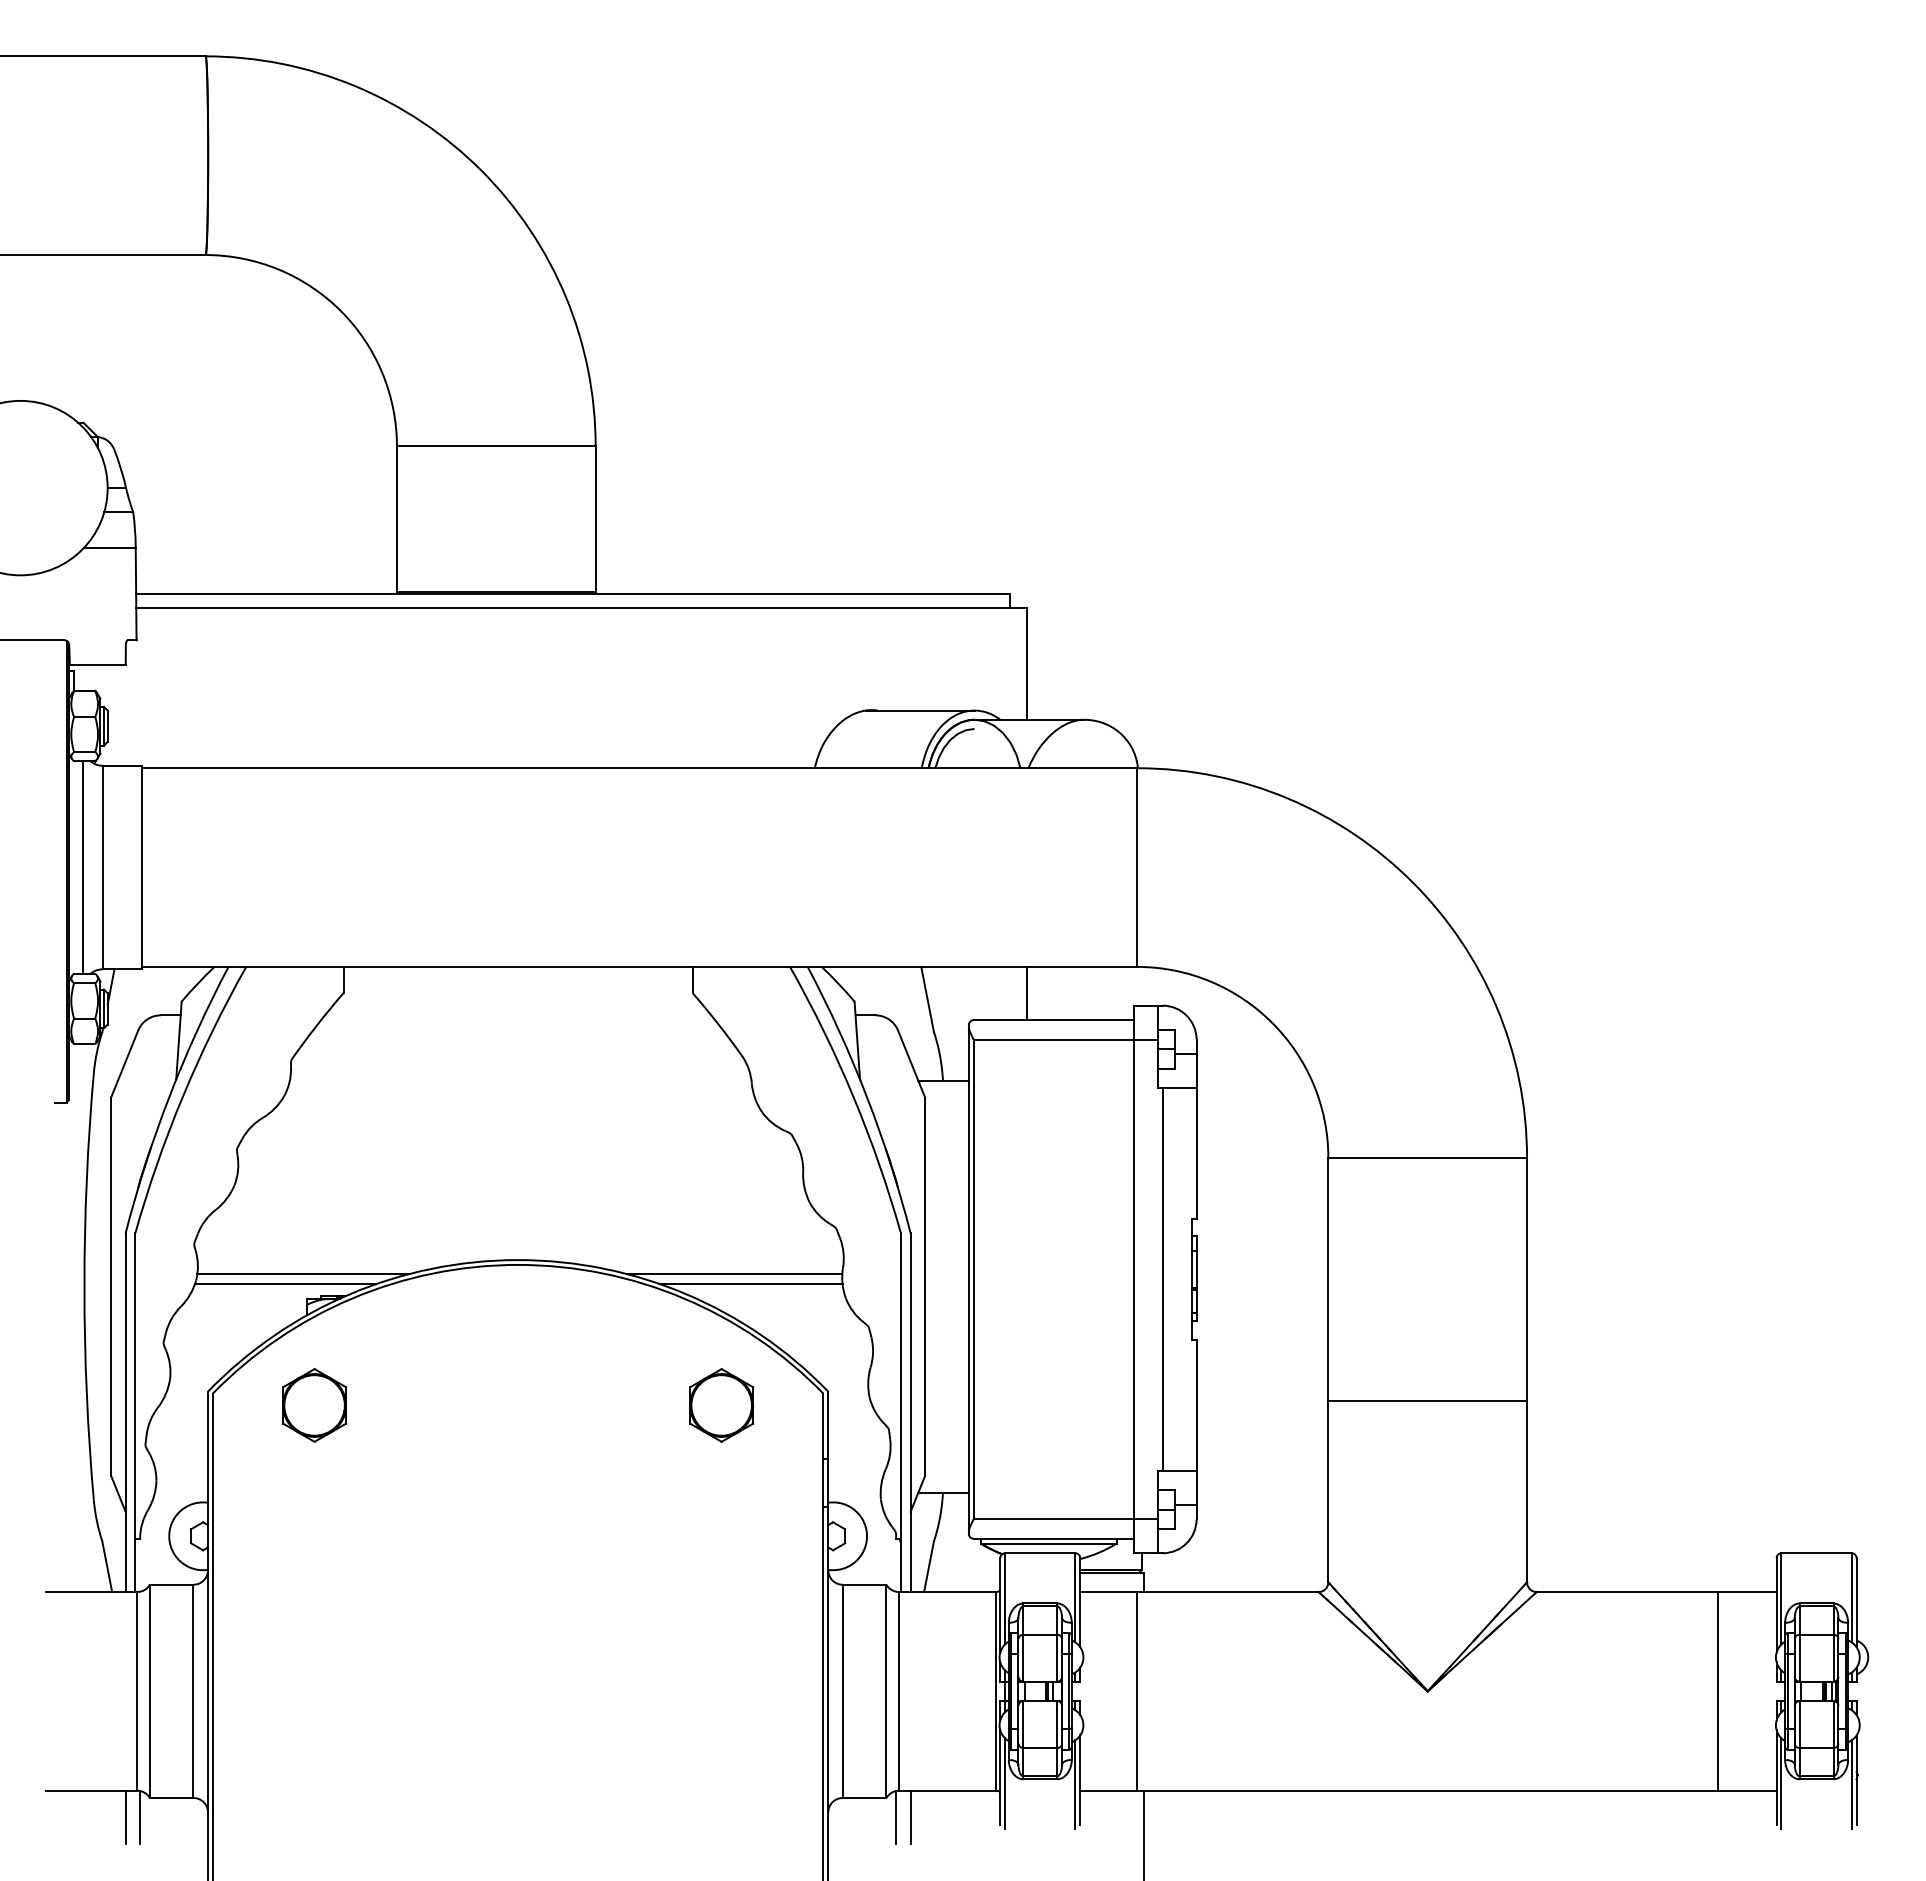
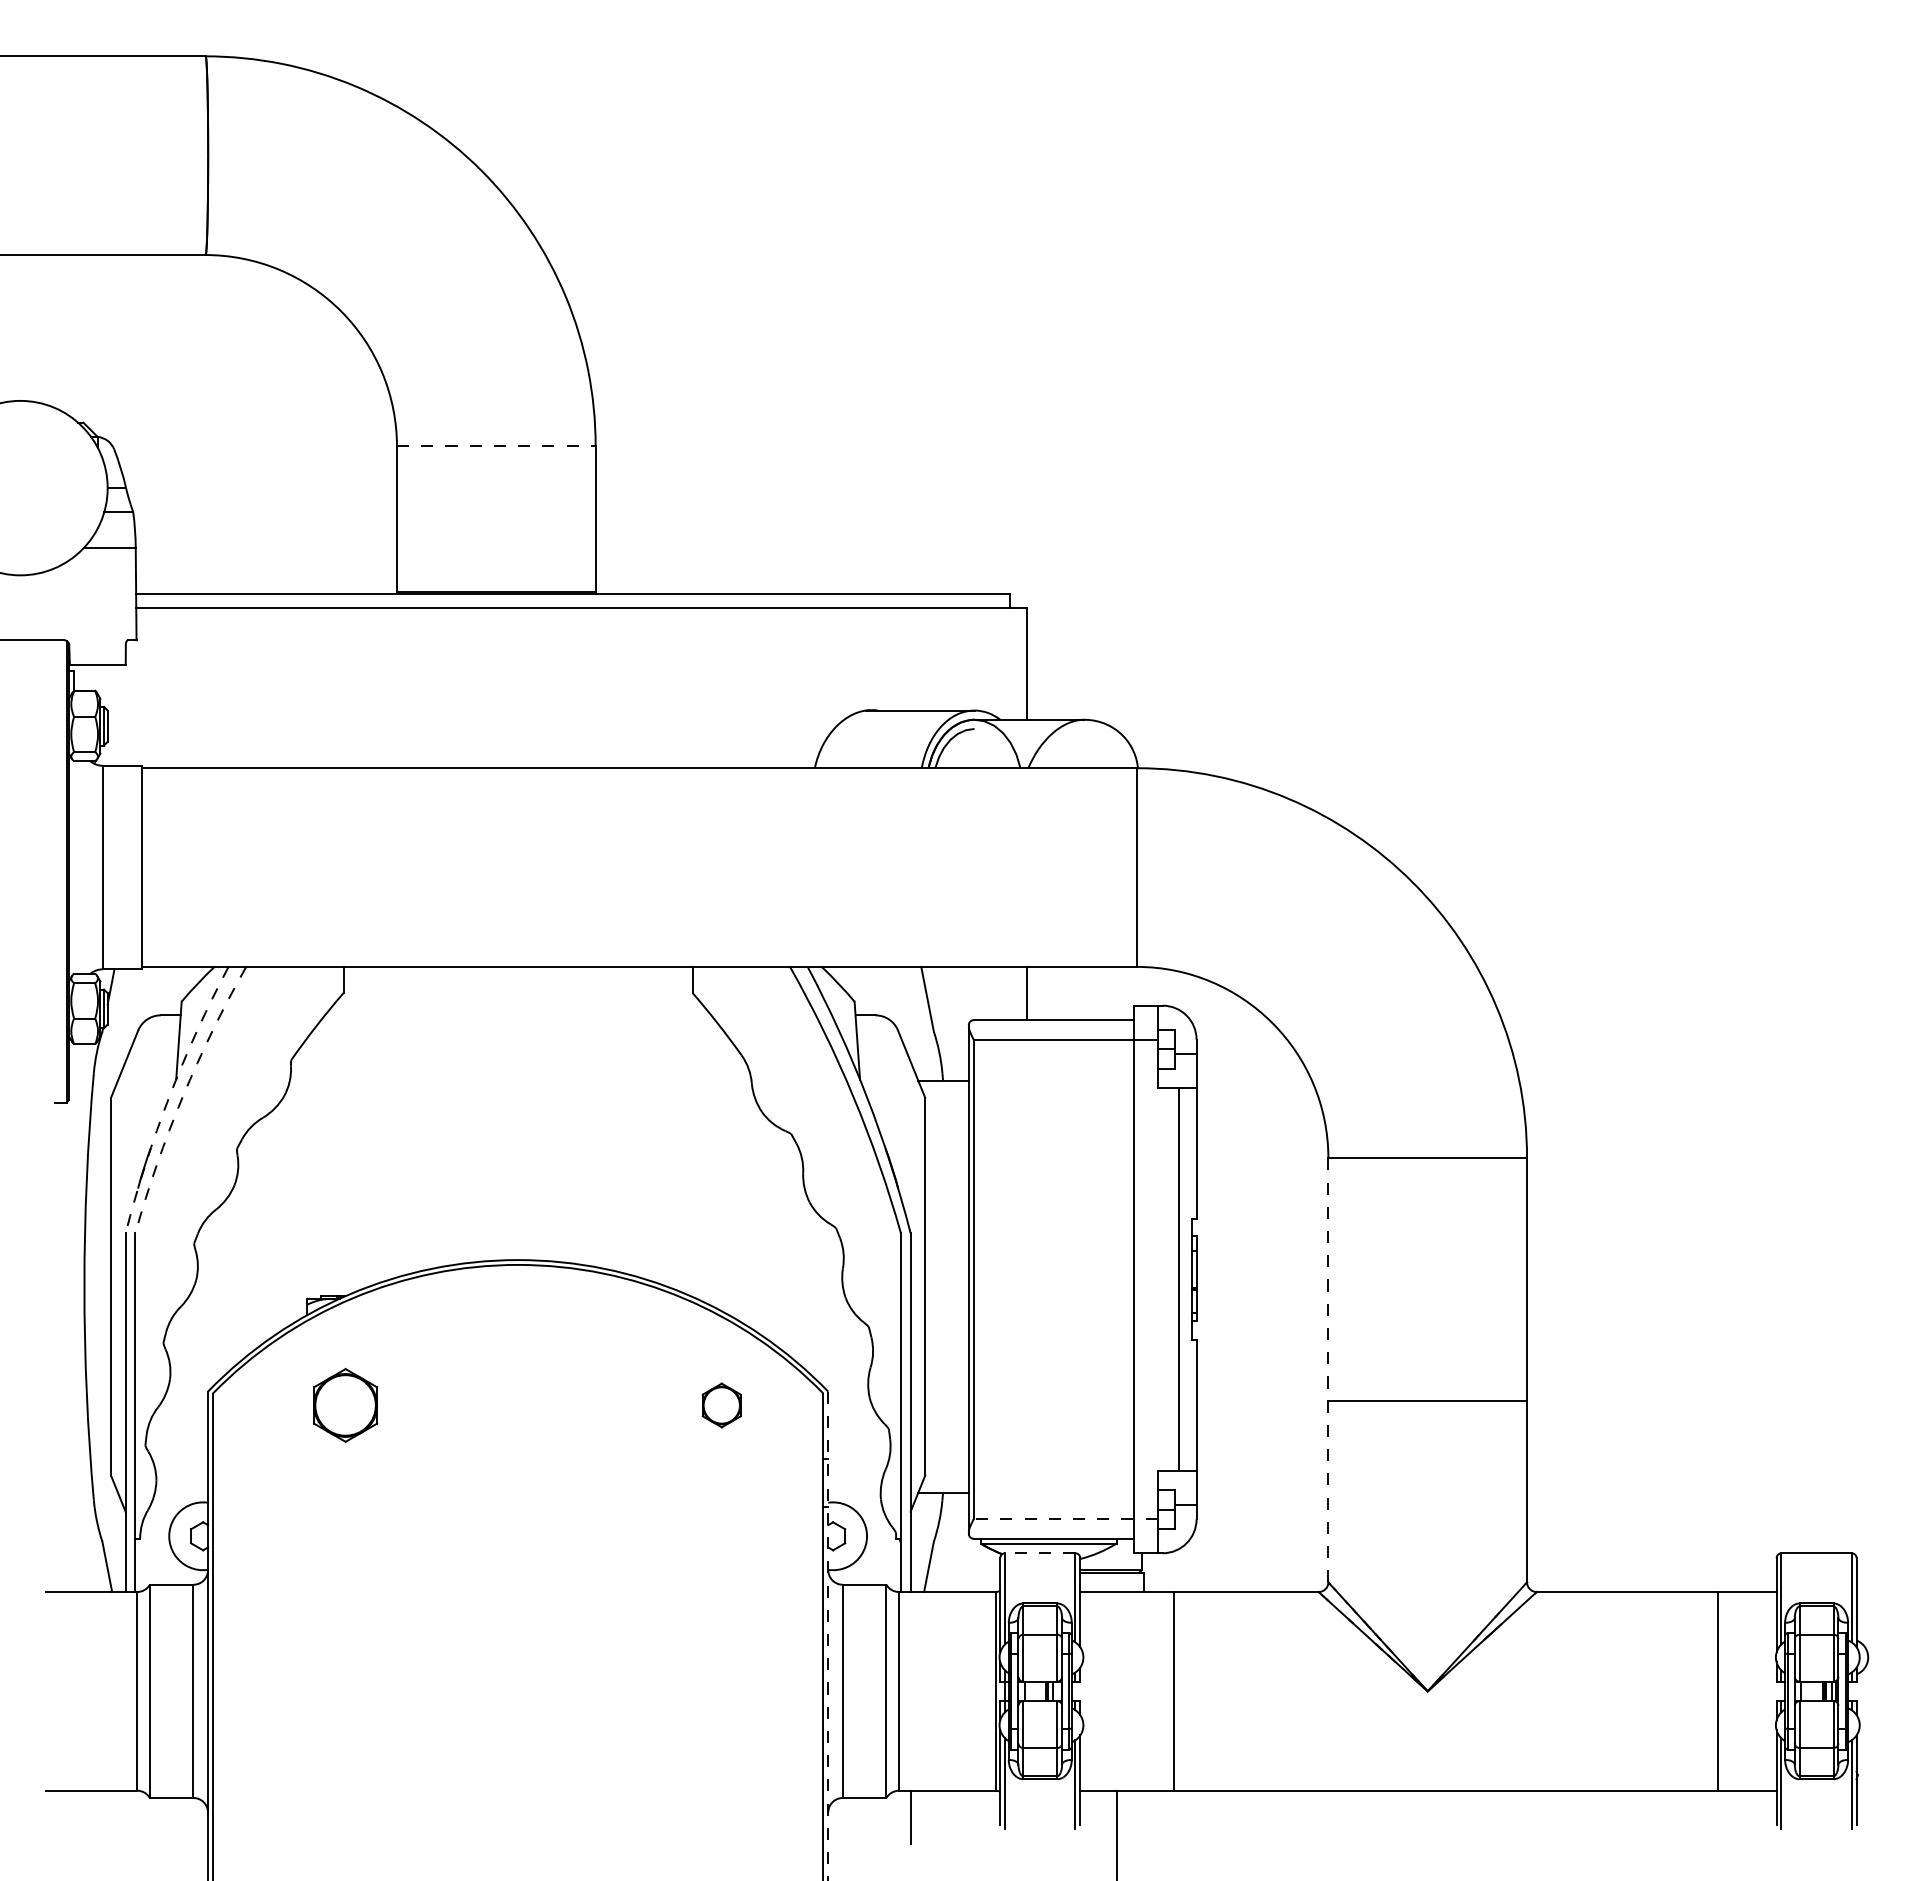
line: solid -> dashed (496, 446)
line: present -> none (83, 867)
arc: solid -> dashed (182, 1096)
arc: solid -> dashed (169, 1097)
line: present -> none (303, 1274)
line: present -> none (734, 1274)
line position: (1162, 1279) -> (1178, 1279) (1178, 1279)
line: present -> none (286, 1283)
line: present -> none (750, 1283)
line: solid -> dashed (1328, 1369)
part position: (314, 1405) -> (345, 1405) (345, 1405)
part size: 66x75 px -> 41x47 px (721, 1405)
line: solid -> dashed (1065, 1519)
line: solid -> dashed (1039, 1553)
line: solid -> dashed (828, 1636)
line position: (1136, 1691) -> (1173, 1691) (1173, 1691)
line: present -> none (125, 1817)
line: present -> none (140, 1817)
line: present -> none (896, 1817)
line position: (1144, 1833) -> (1117, 1833) (1117, 1833)
